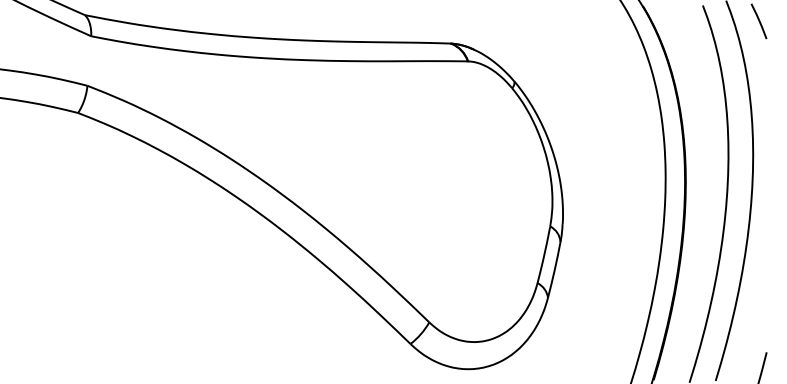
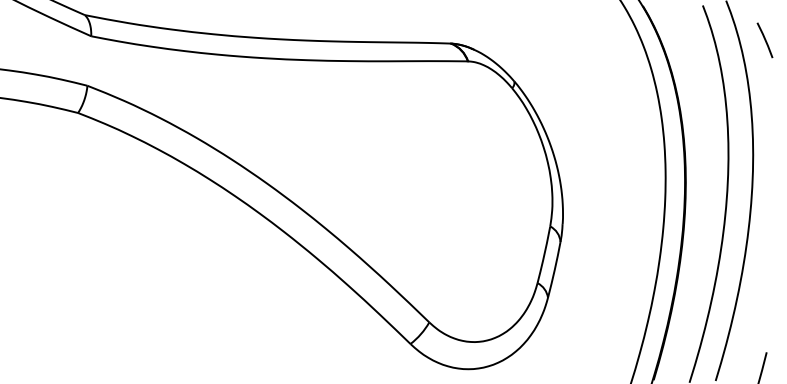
line position: (758, 21) -> (764, 40) (764, 40)
